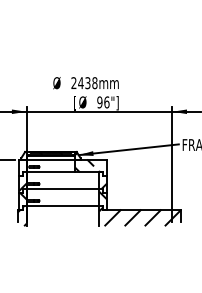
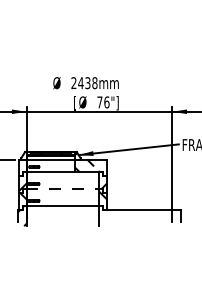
text: 96"] -> 76"] (99, 102)
line: solid -> dashed (63, 189)
hatch: present -> none (140, 216)
